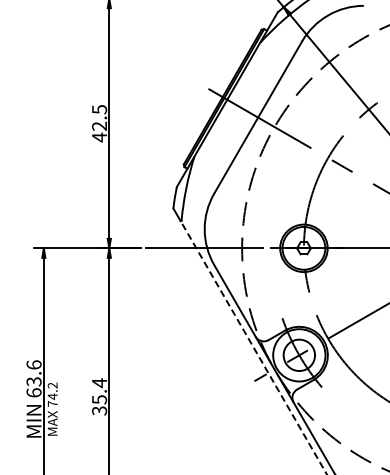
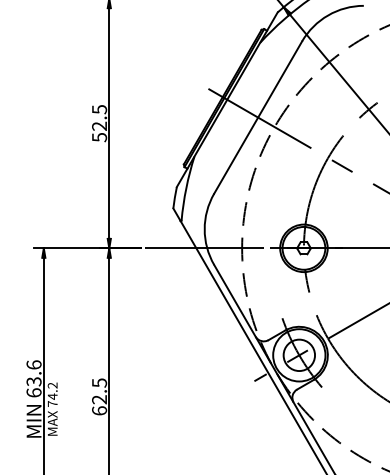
text: 42.5 -> 52.5 (99, 137)
line: dashed -> solid (253, 347)
text: 35.4 -> 62.5 (99, 396)
